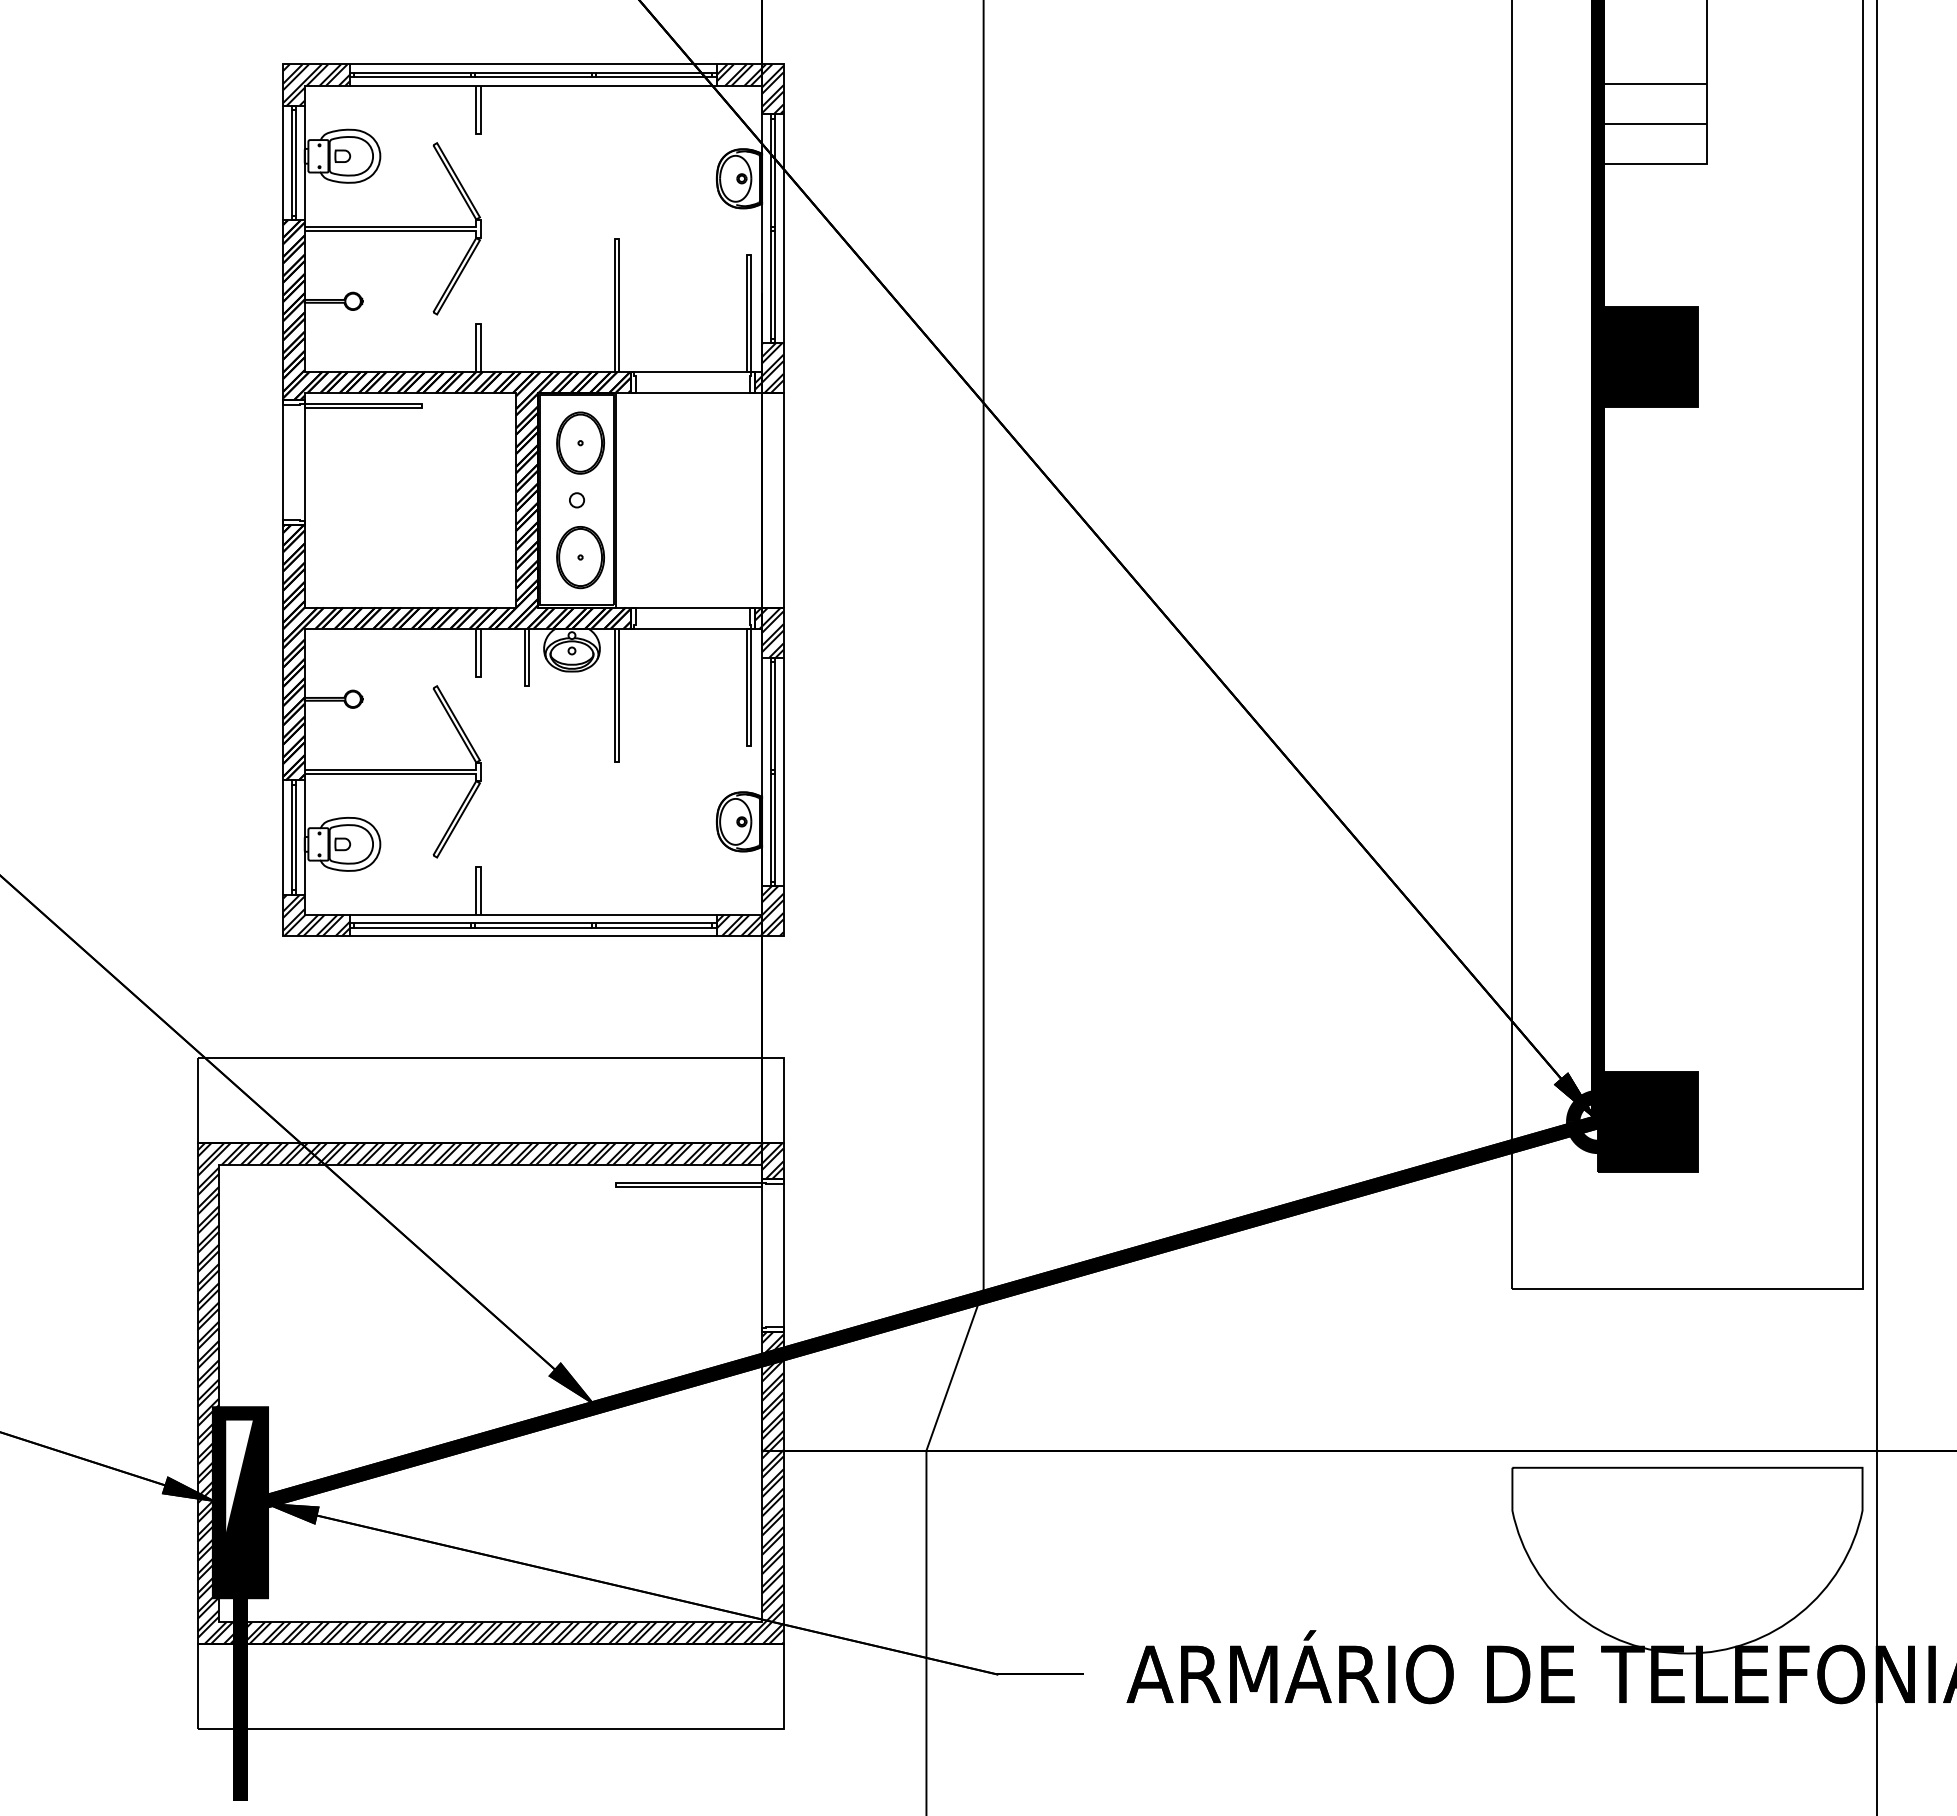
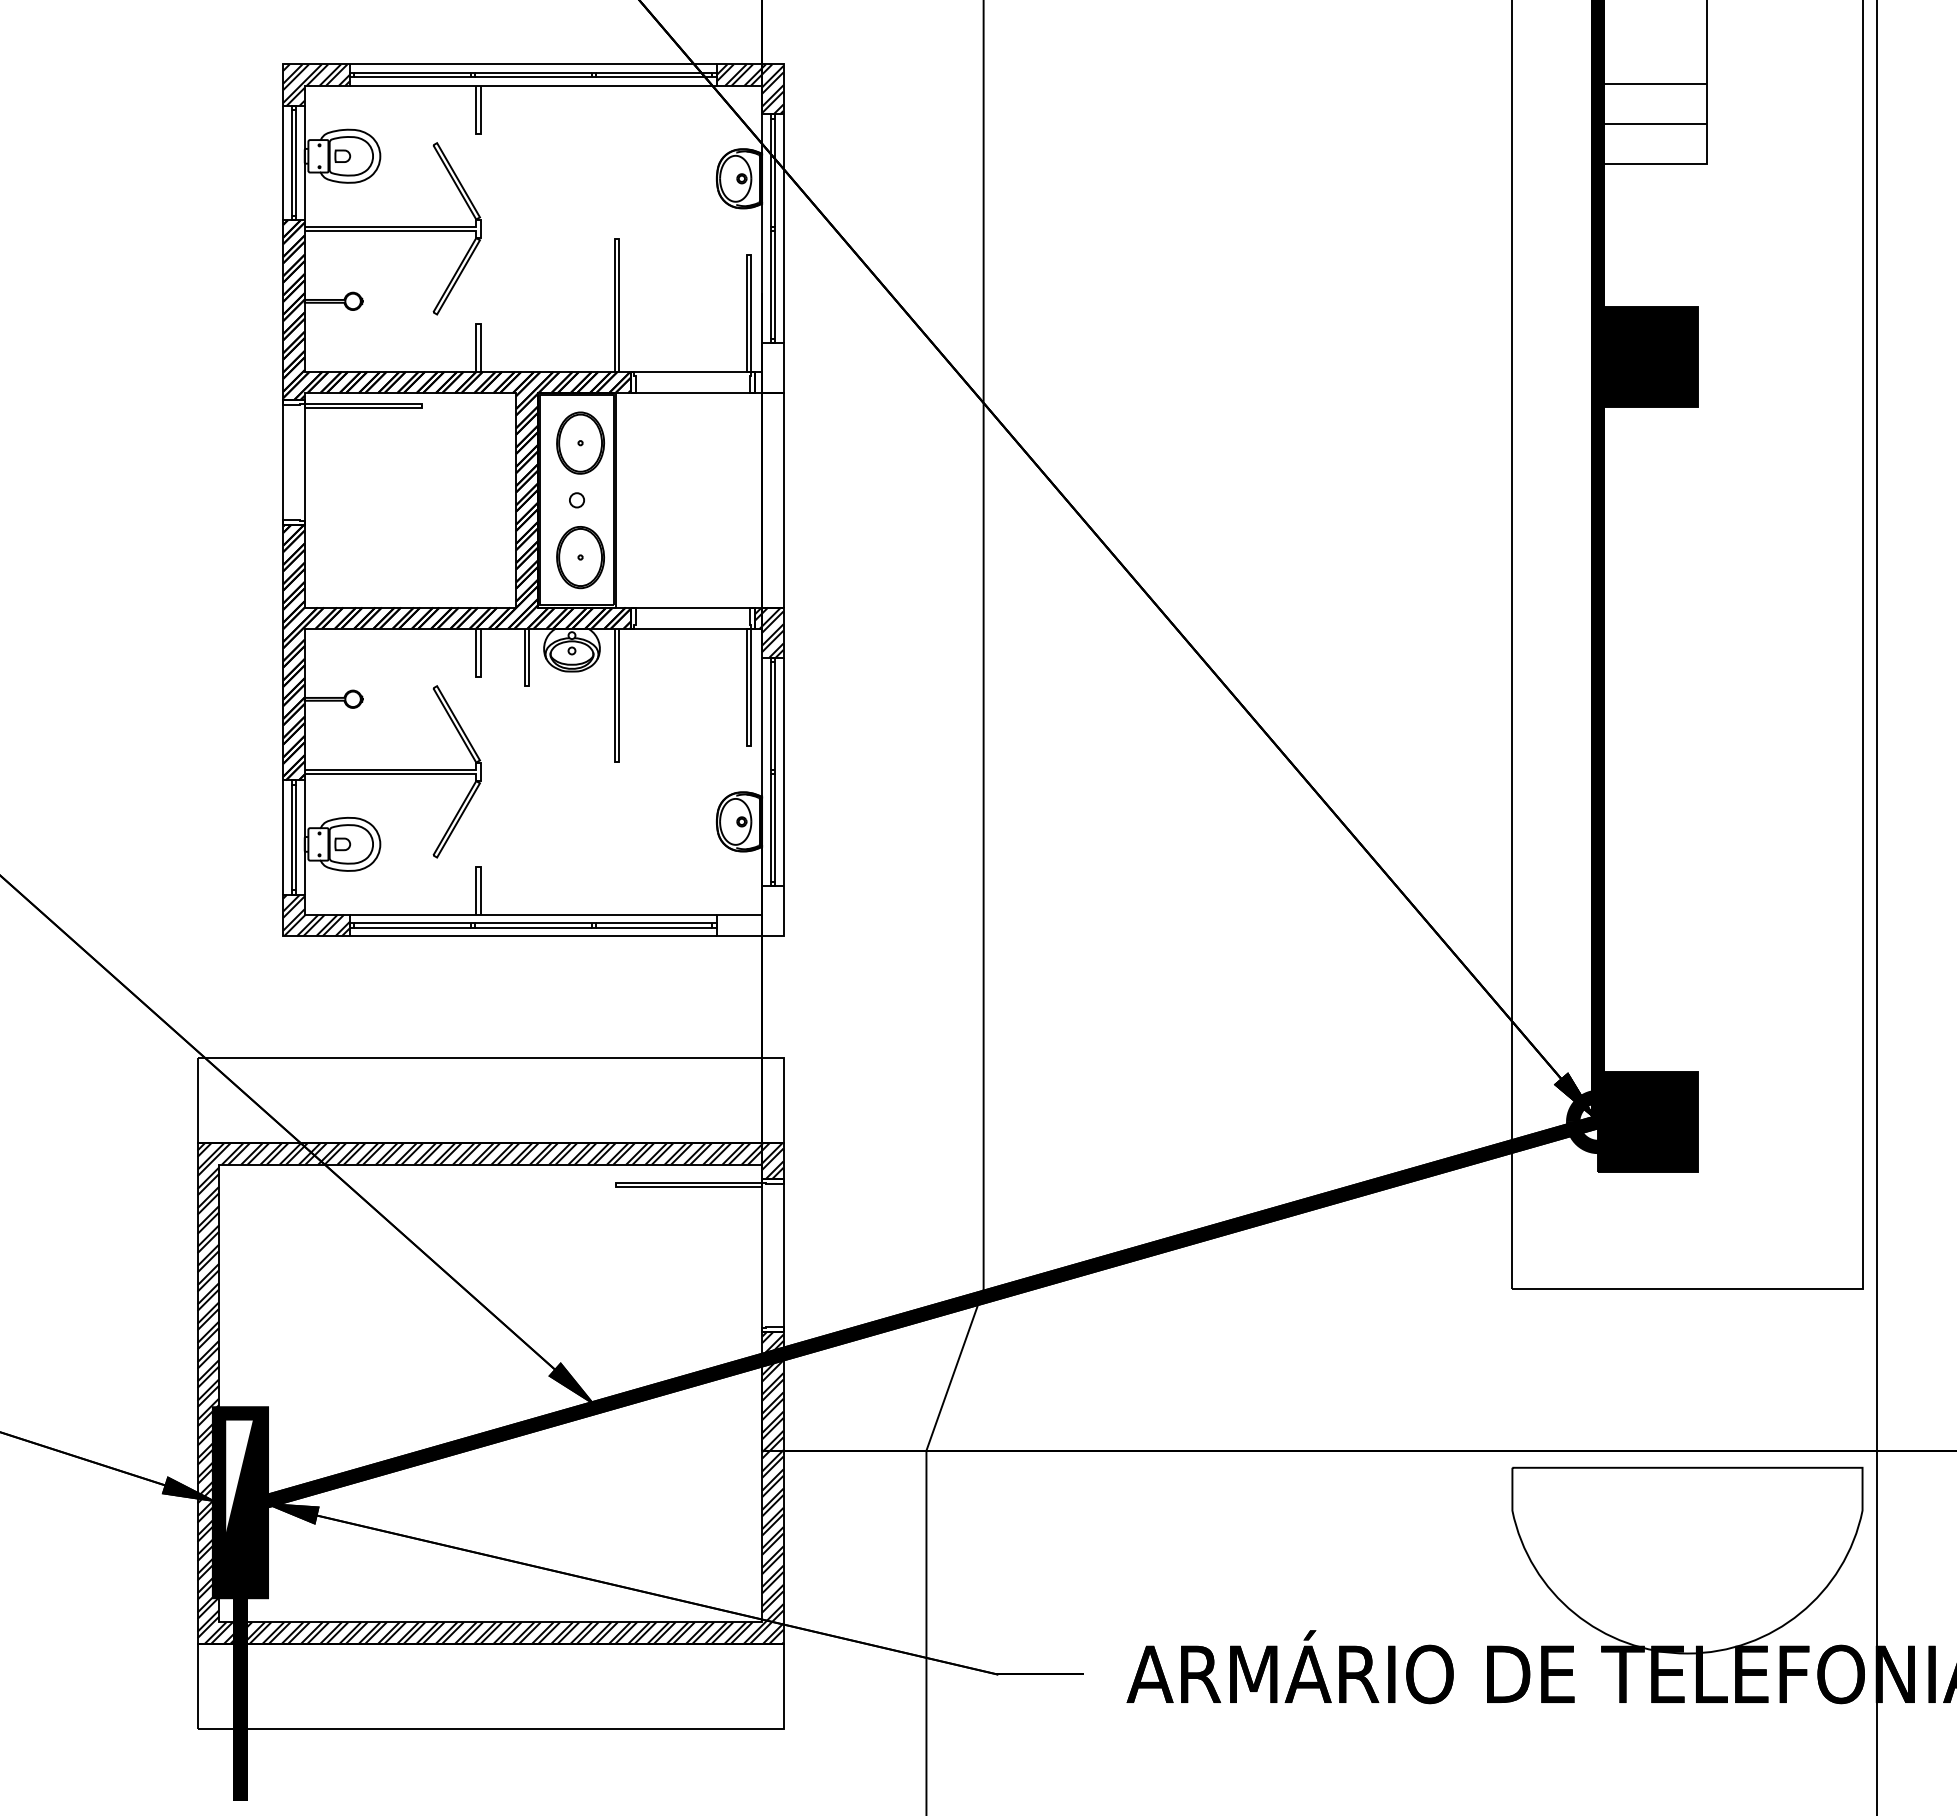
hatch: present -> none (768, 368)
hatch: present -> none (749, 911)
